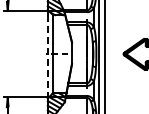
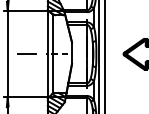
line: none -> present (26, 53)
line: none -> present (7, 54)
line: dashed -> solid (47, 56)
